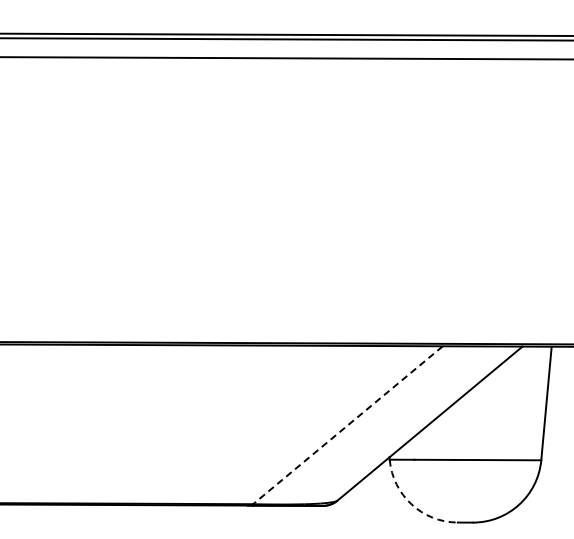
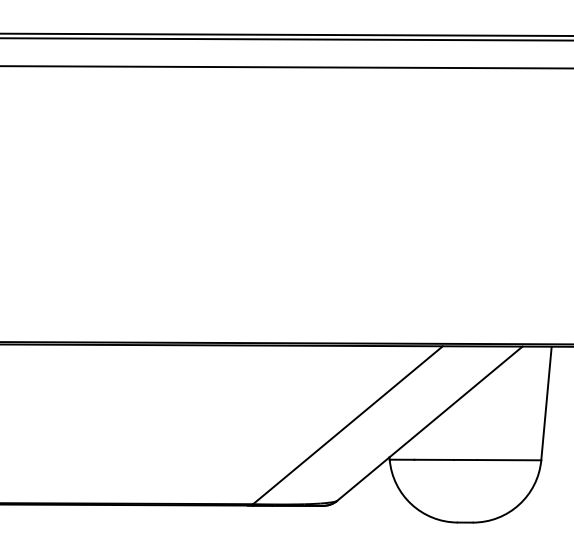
line position: (286, 58) -> (286, 67) (286, 67)
line: dashed -> solid (347, 425)
arc: dashed -> solid (411, 504)
